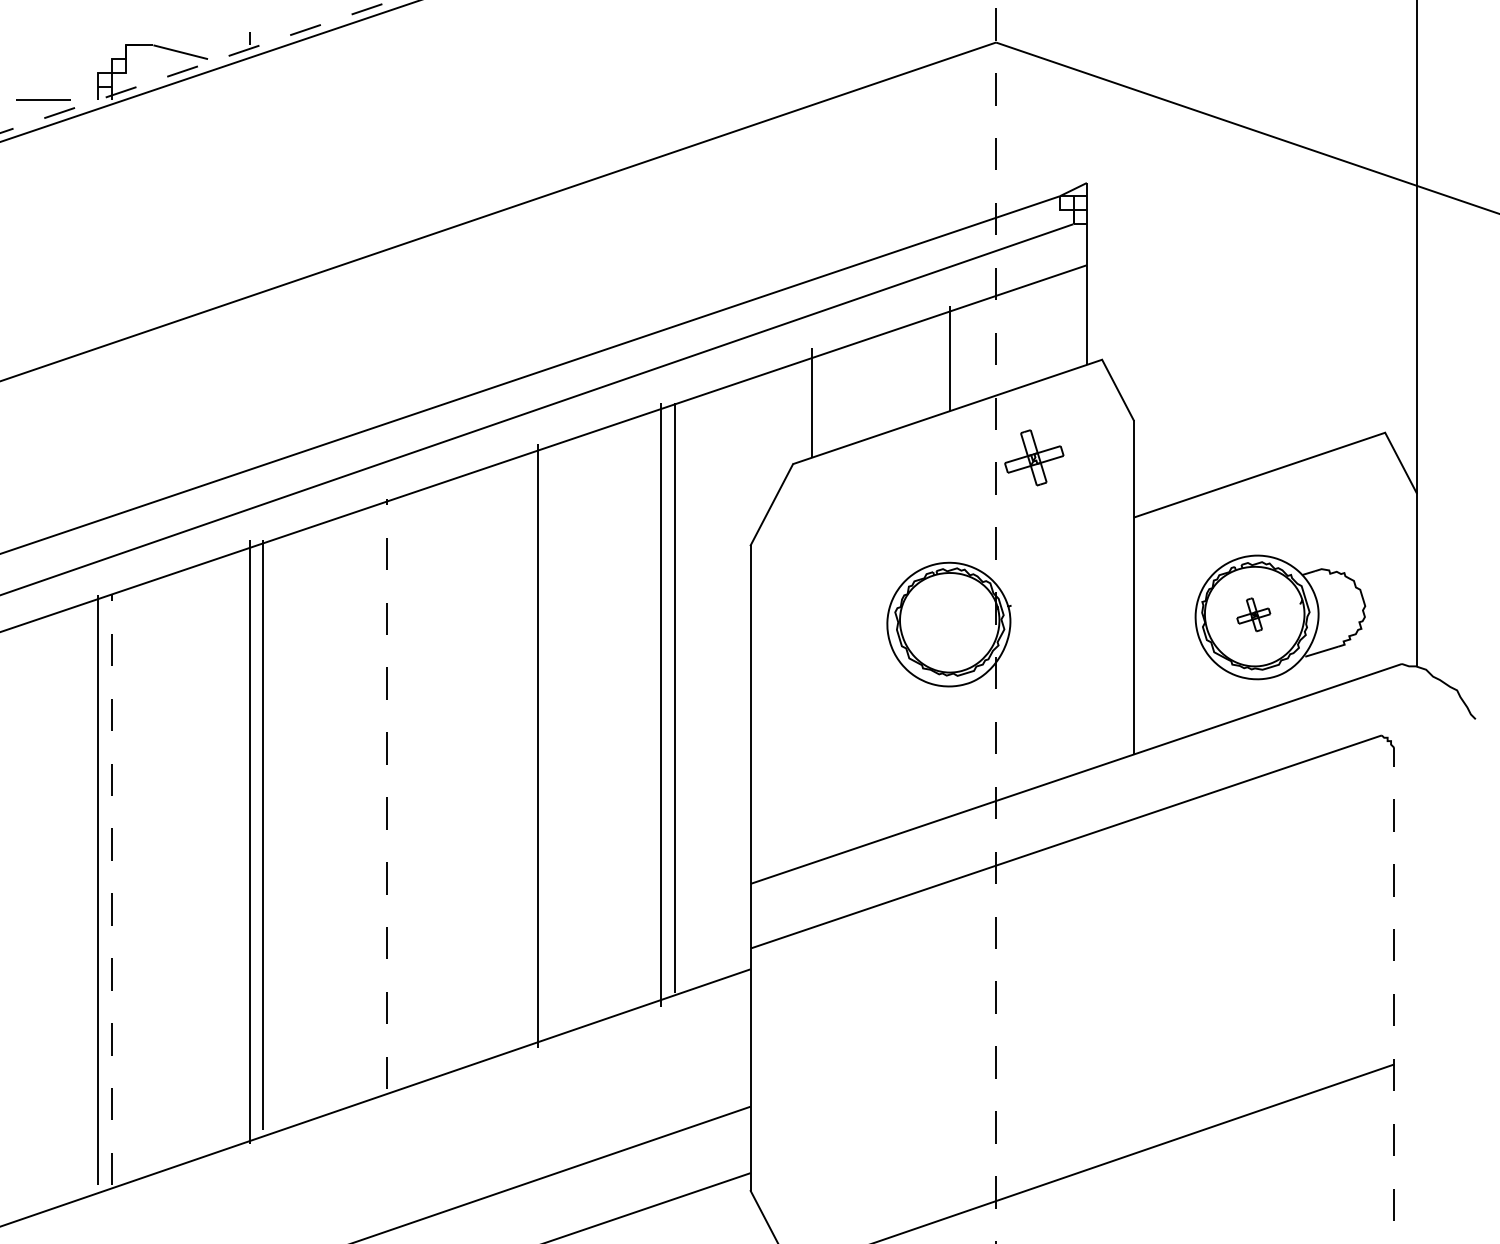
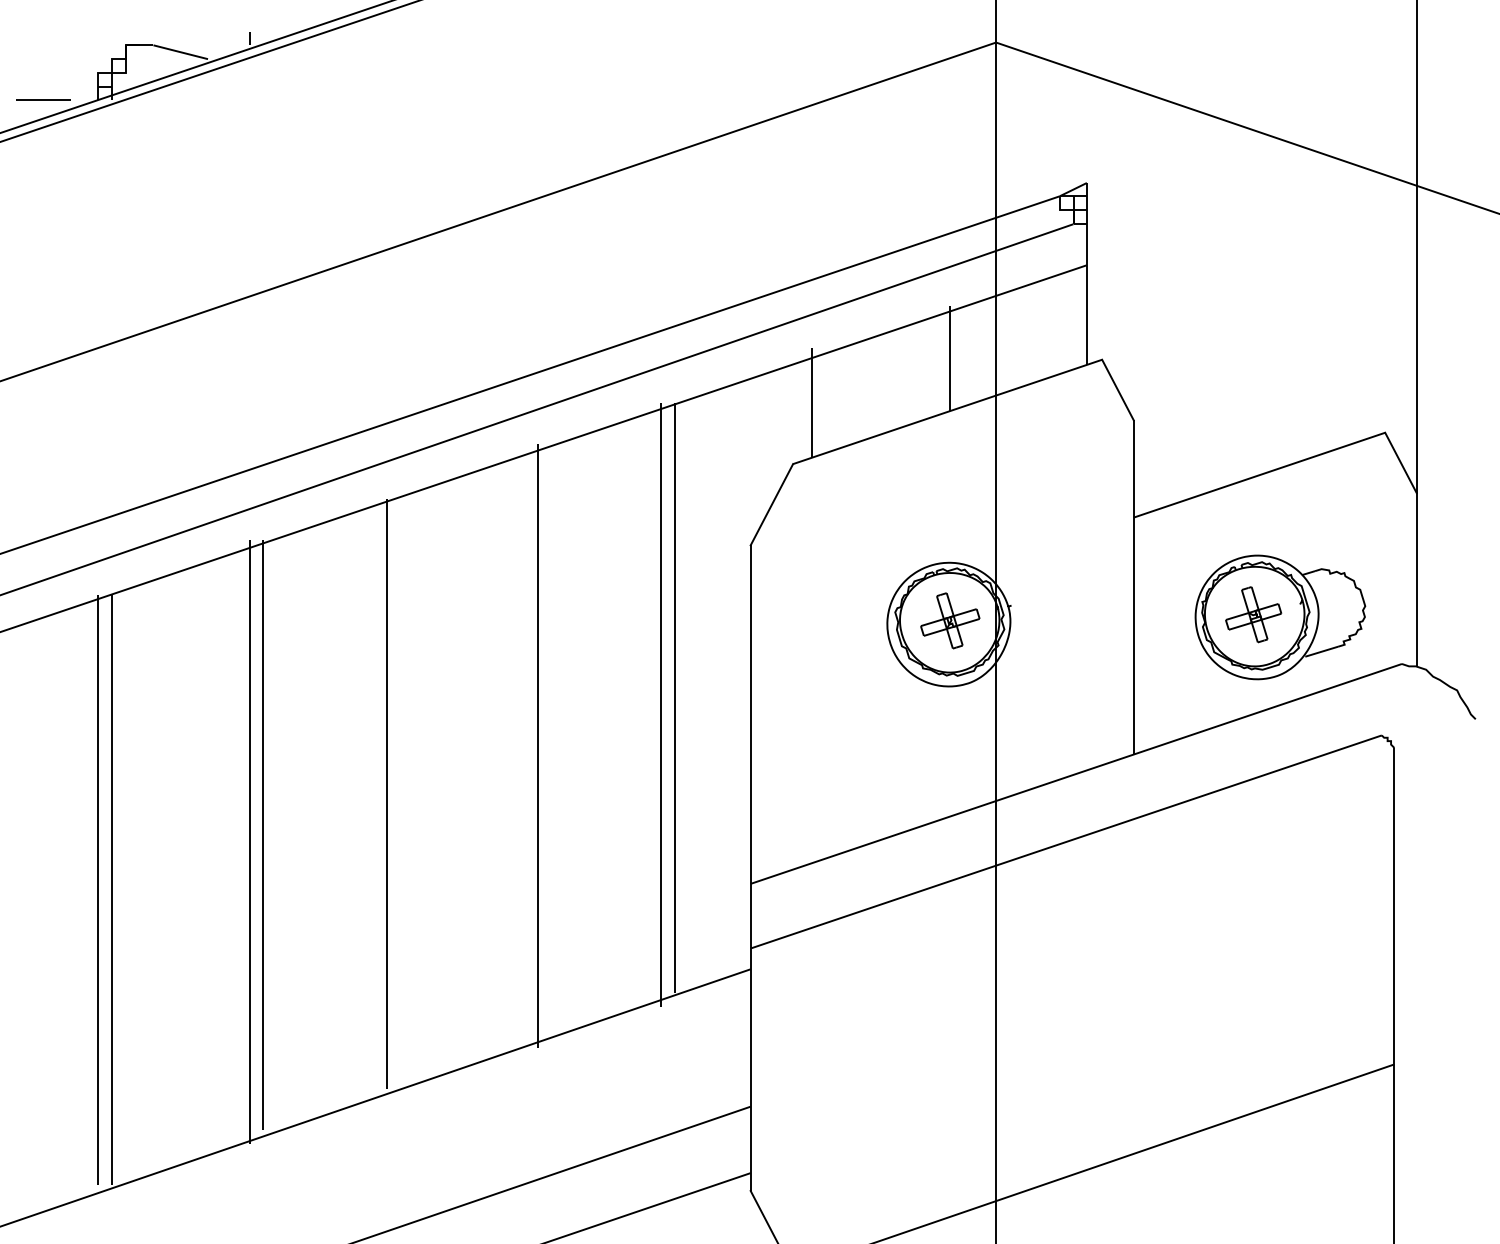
line: dashed -> solid (197, 66)
part position: (1034, 457) -> (950, 620) (950, 620)
part size: 36x36 px -> 58x58 px (1253, 614)
line: dashed -> solid (996, 621)
line: dashed -> solid (386, 793)
line: dashed -> solid (111, 889)
line: dashed -> solid (1394, 995)
